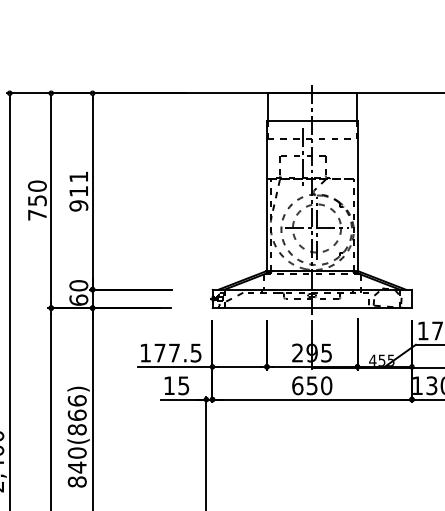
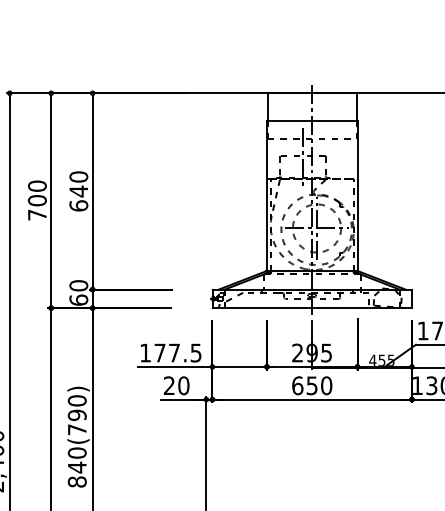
text: 911 -> 640 (78, 191)
text: 750 -> 700 (37, 200)
text: 15 -> 20 (176, 385)
text: 840(866) -> 840(790) (76, 415)
